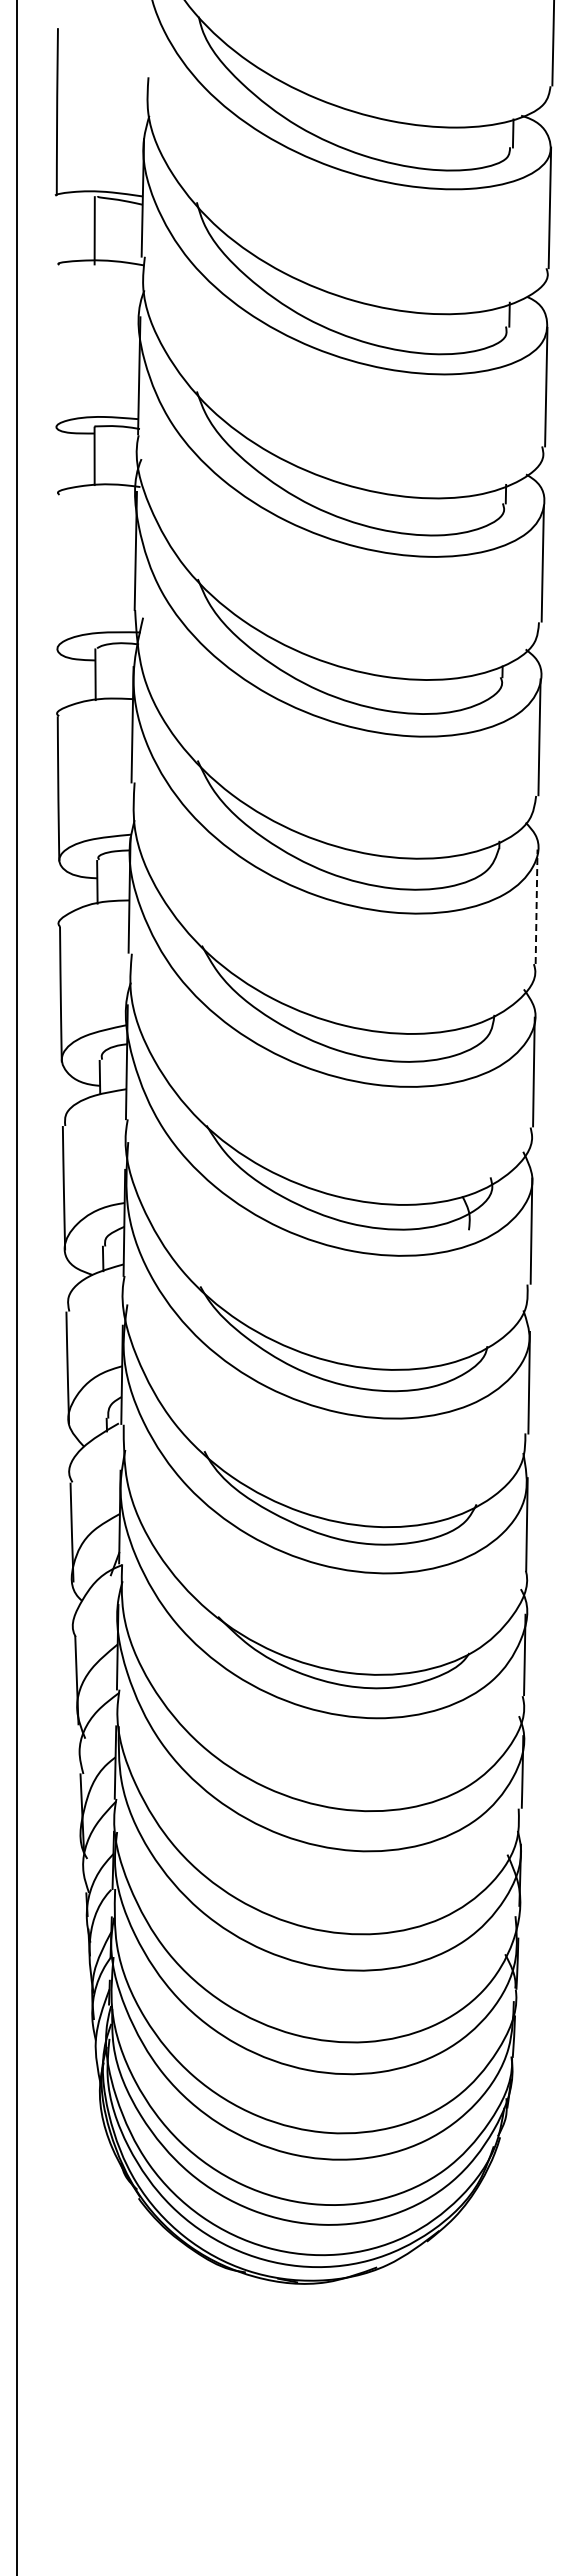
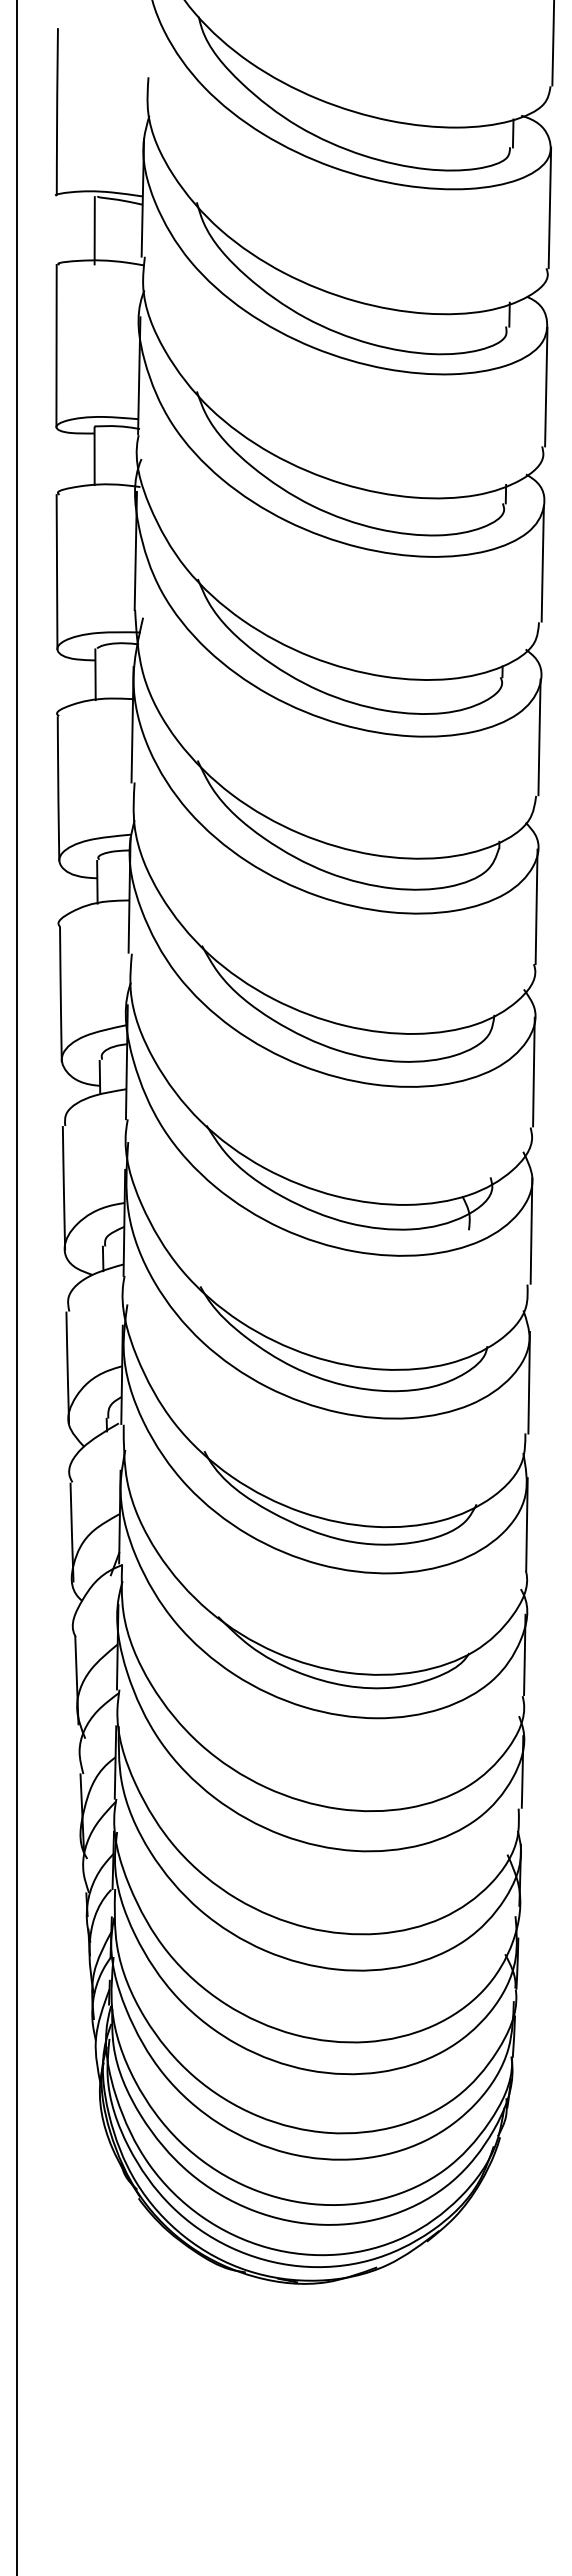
line: none -> present (56, 345)
line: none -> present (56, 572)
line: dashed -> solid (536, 906)
